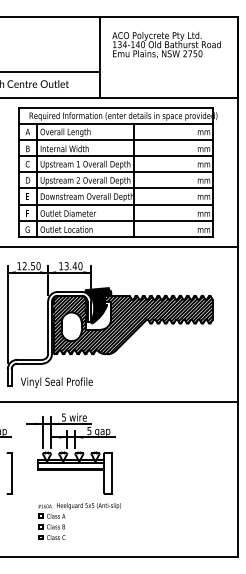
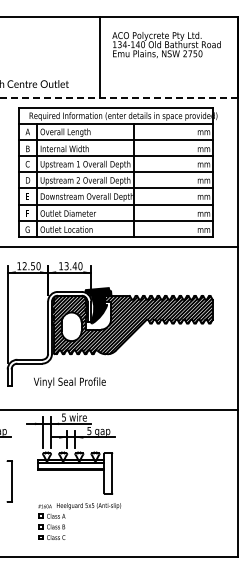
line: present -> none (50, 72)
line: solid -> dashed (119, 97)
text position: (56, 382) -> (69, 382) (69, 382)
line position: (120, 401) -> (120, 409) (120, 409)
part position: (9, 473) -> (9, 481) (9, 481)
